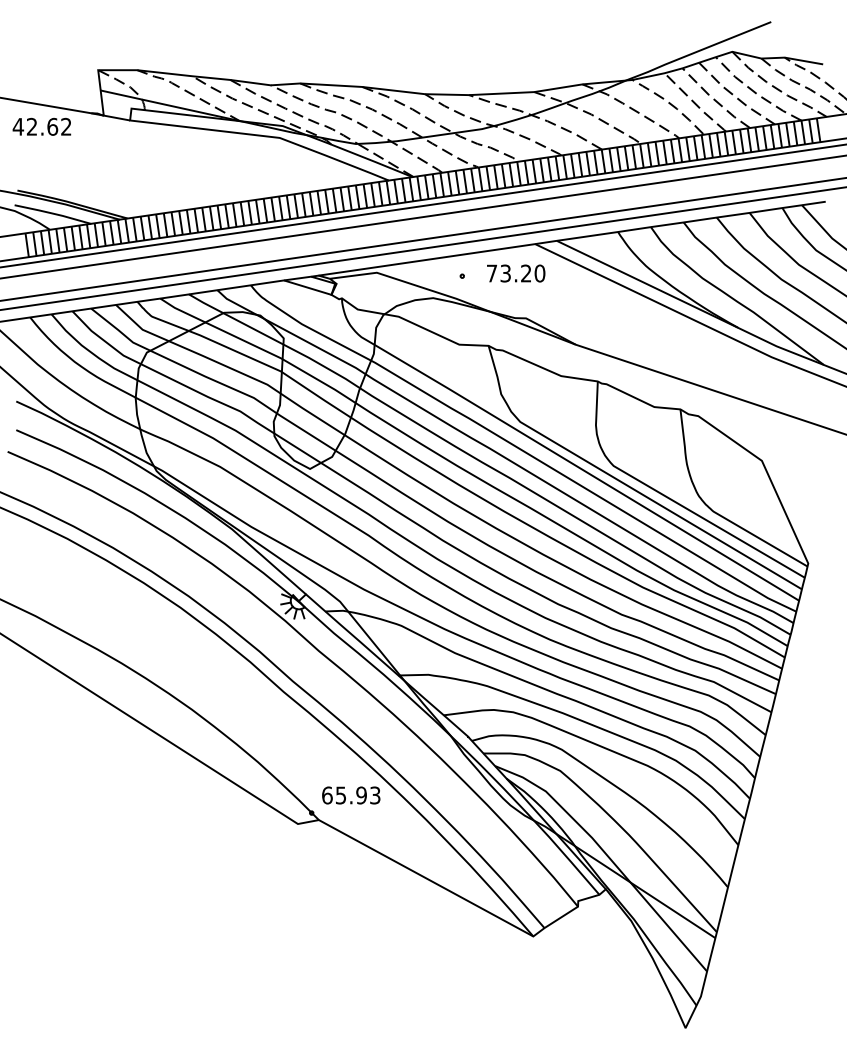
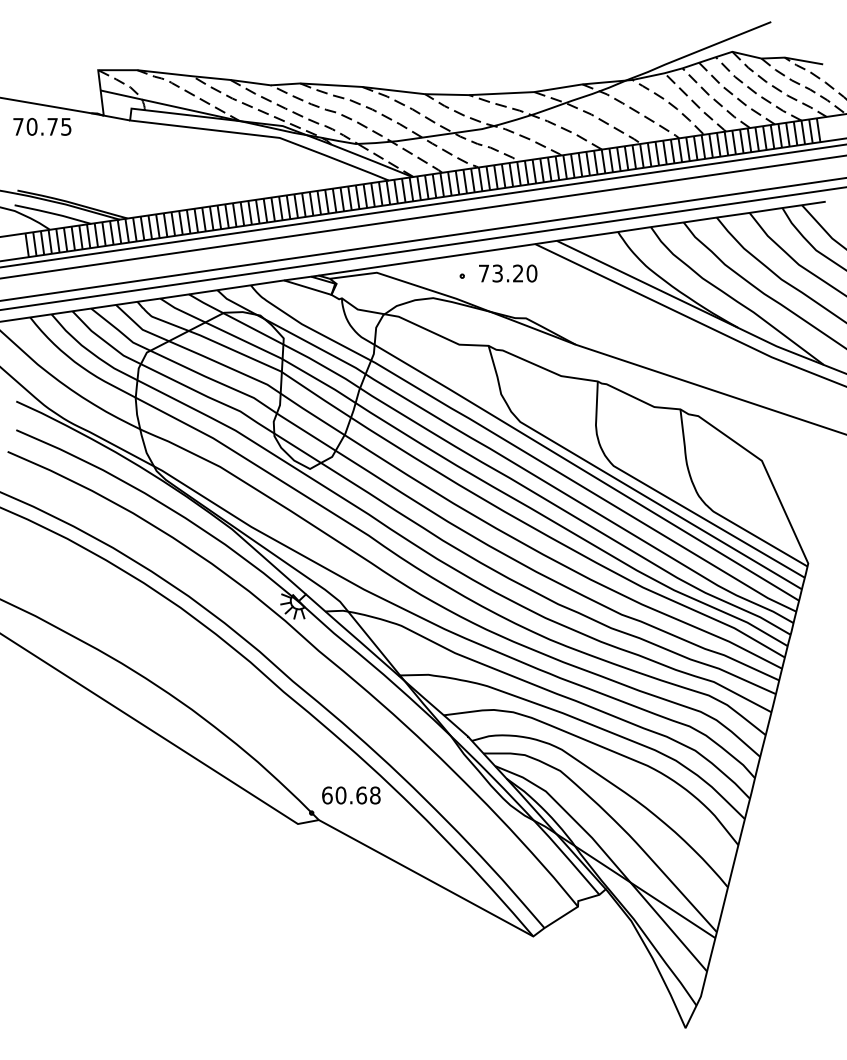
text: 42.62 -> 70.75 (41, 126)
text position: (516, 273) -> (508, 273) (508, 273)
text: 65.93 -> 60.68 (357, 795)
